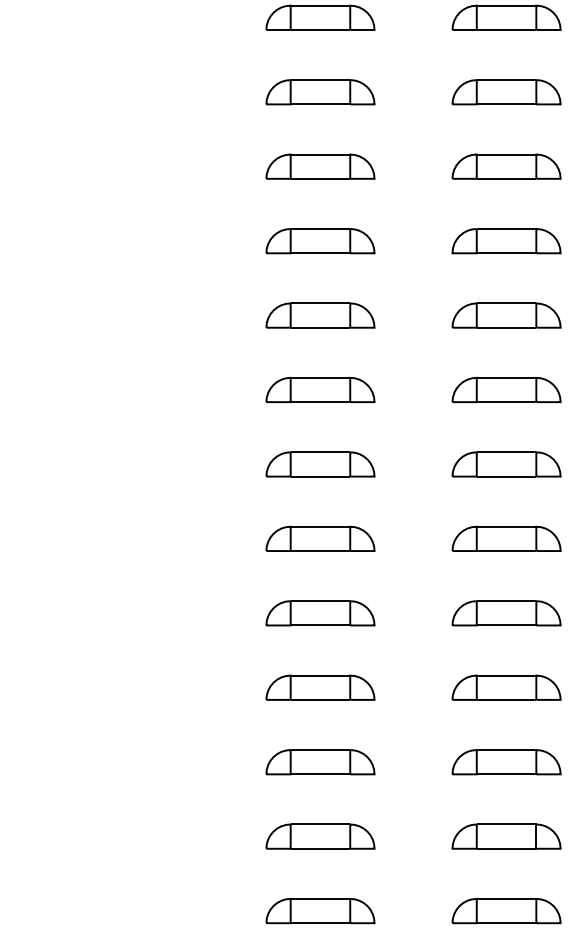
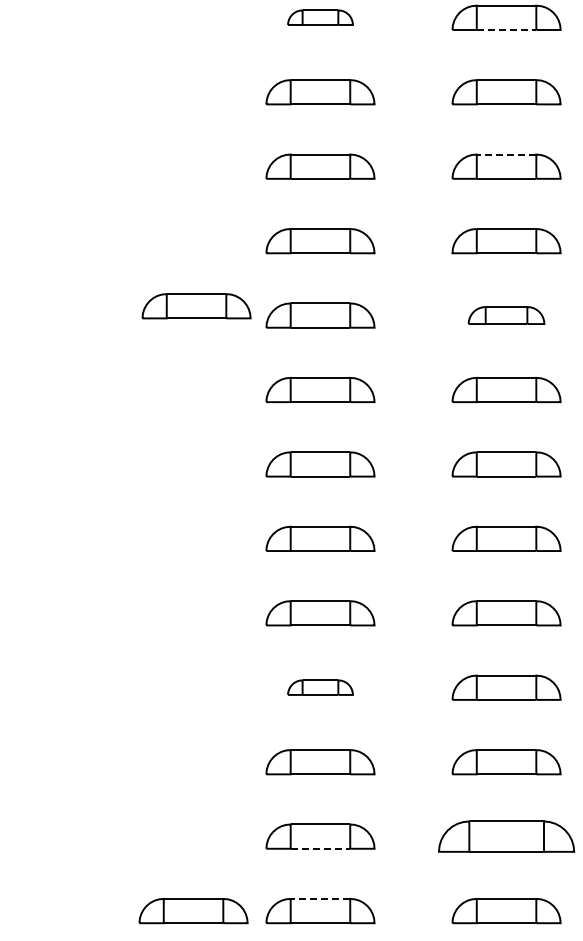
part size: 111x27 px -> 67x17 px (320, 17)
line: solid -> dashed (506, 29)
line: solid -> dashed (506, 154)
part: none -> present (196, 306)
part size: 111x27 px -> 79x19 px (506, 315)
part size: 111x27 px -> 67x17 px (320, 687)
part size: 111x27 px -> 138x33 px (506, 836)
line: solid -> dashed (320, 848)
line: solid -> dashed (320, 898)
part: none -> present (193, 911)
